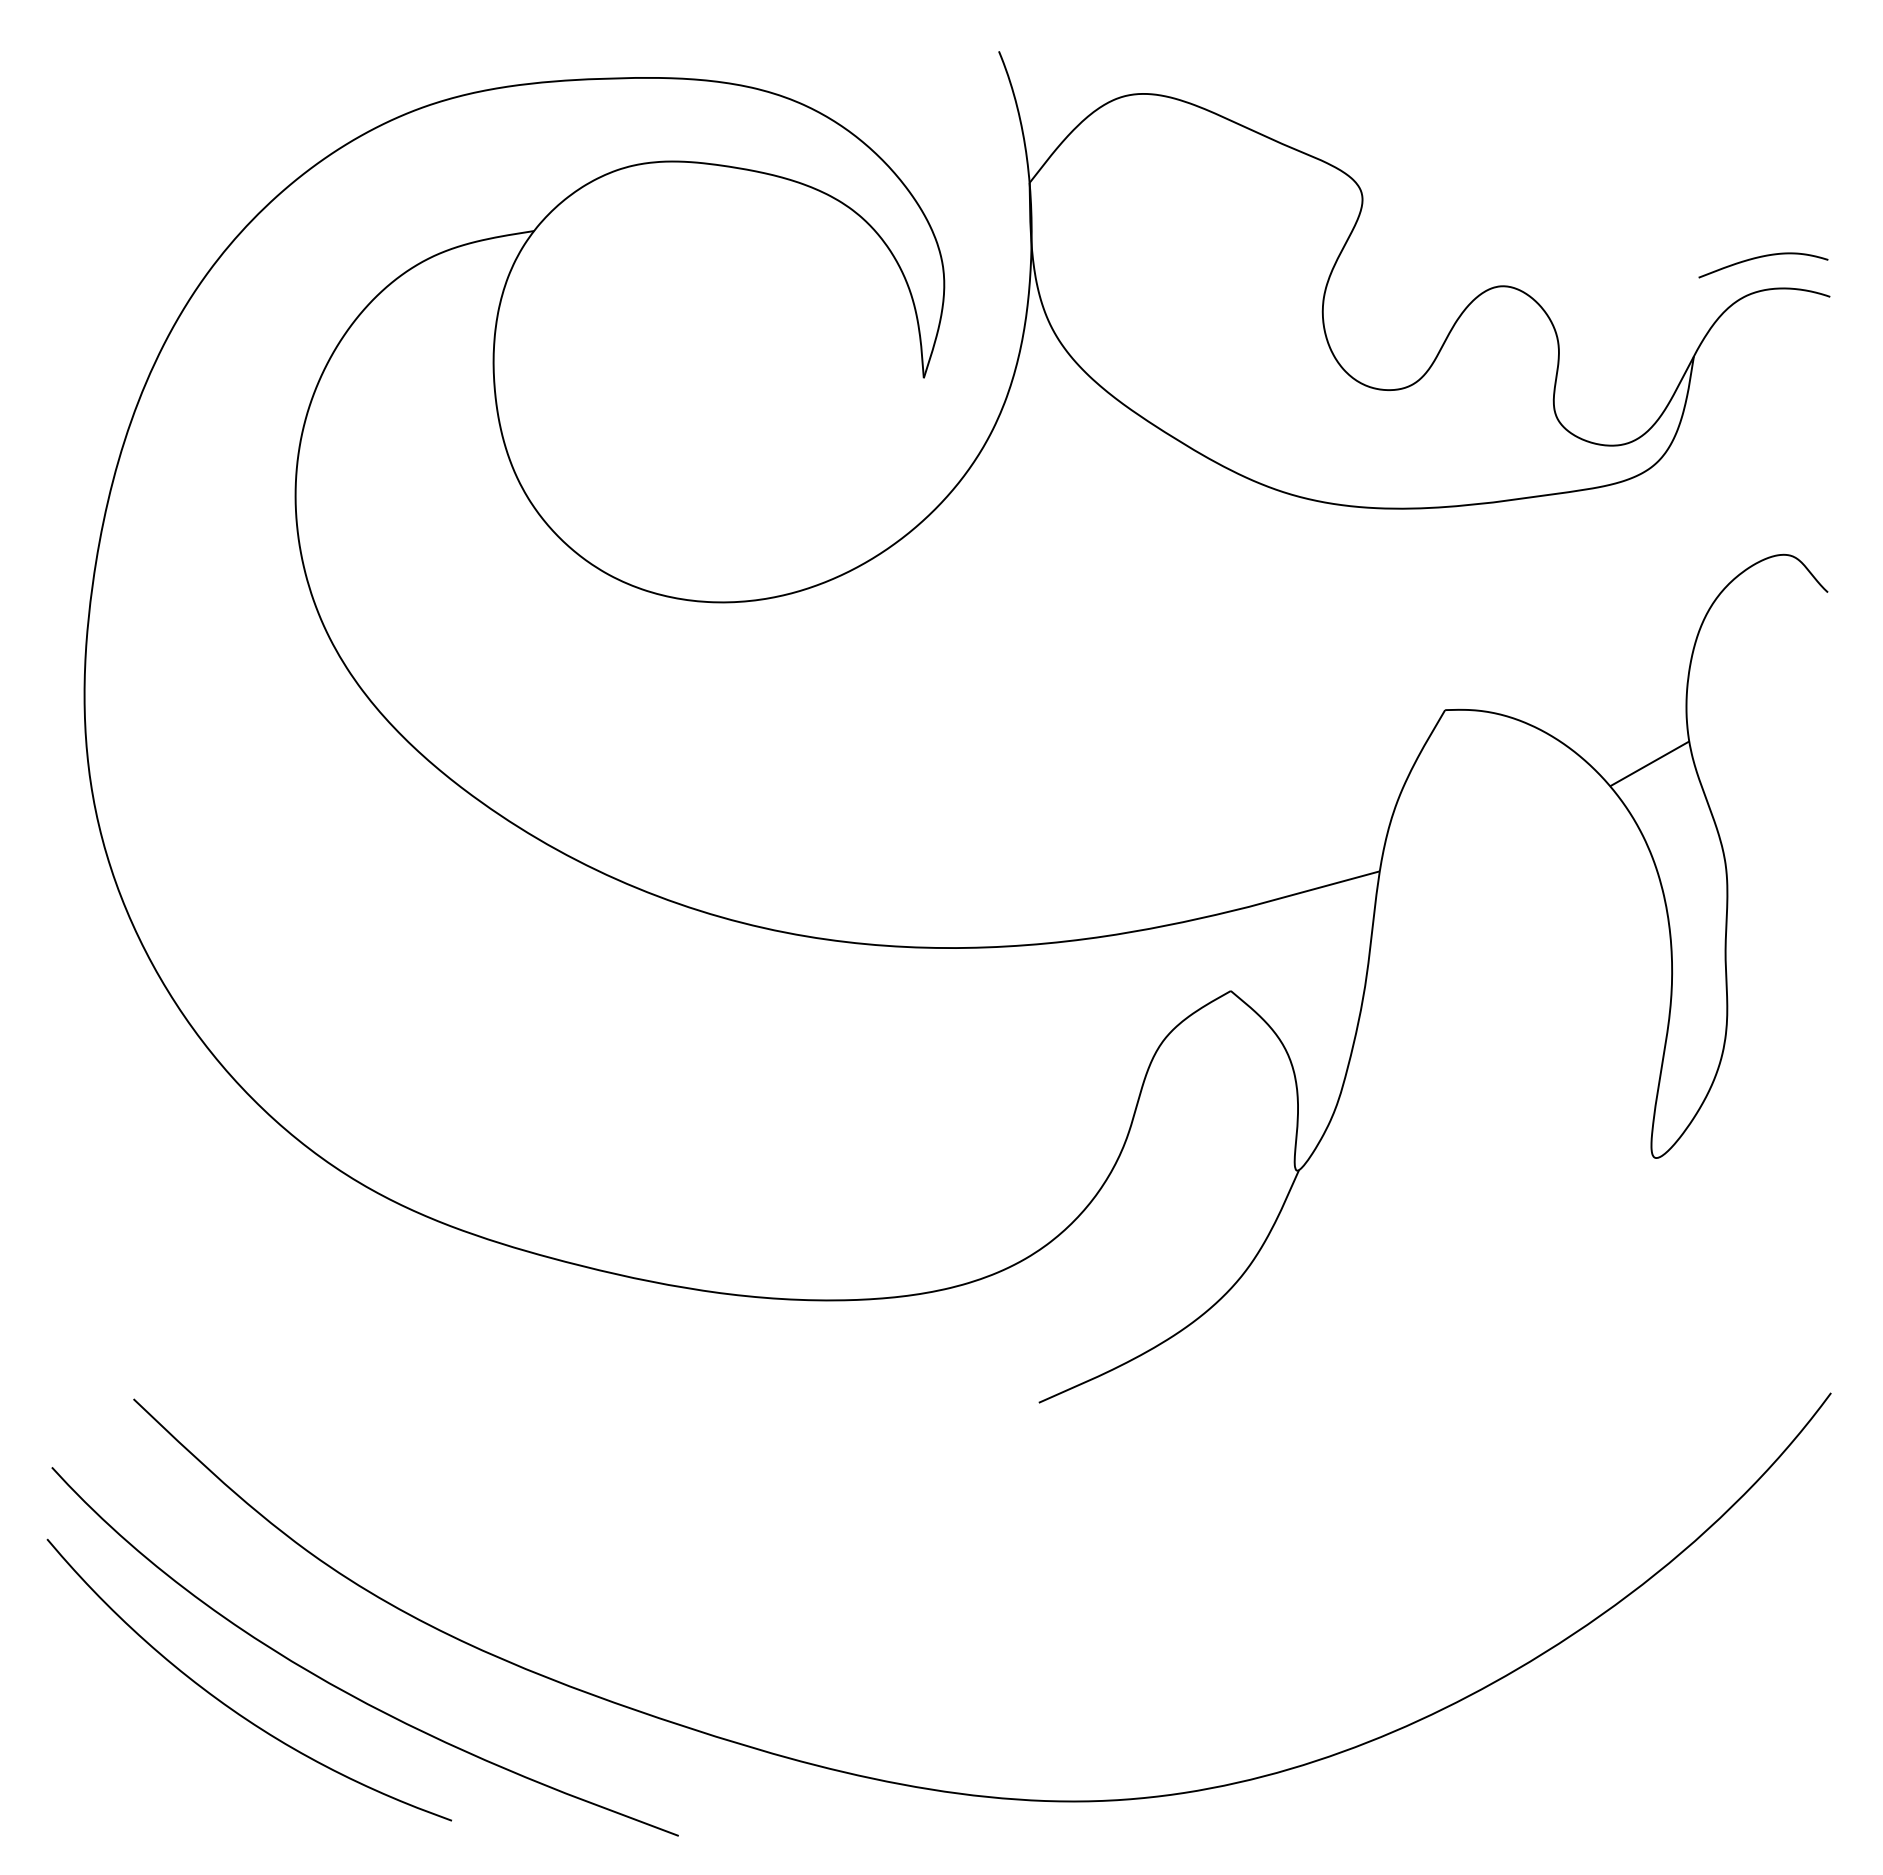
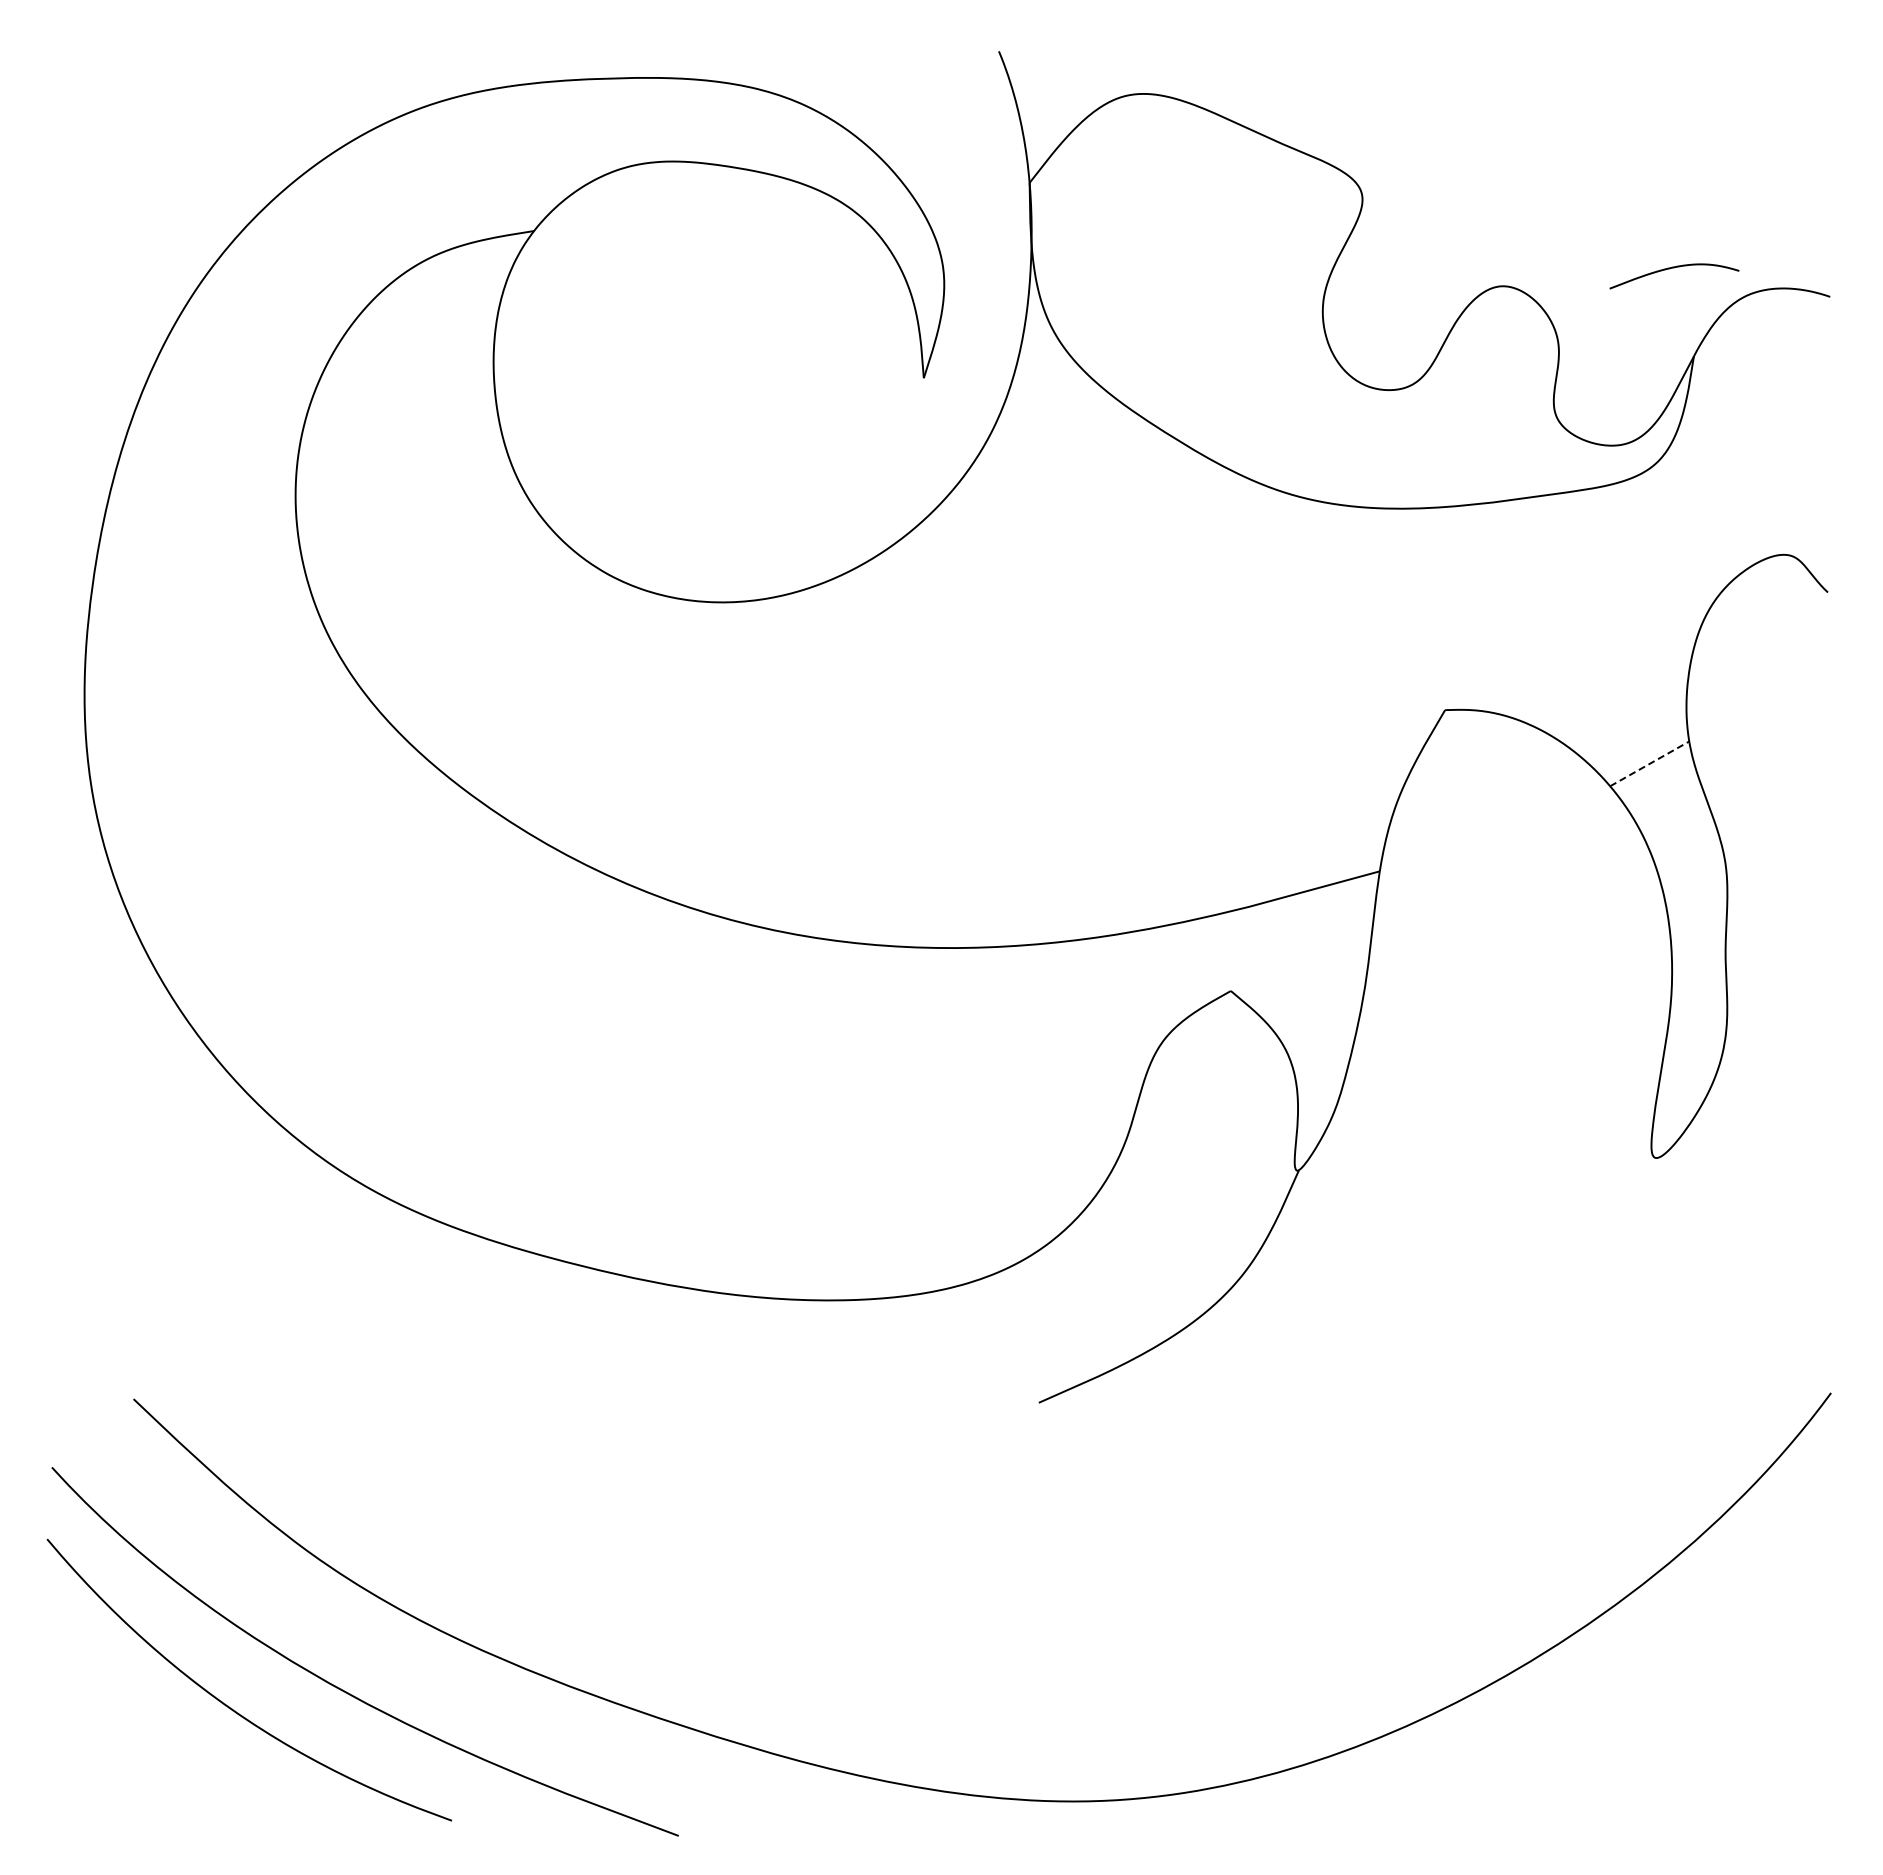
curve position: (1763, 257) -> (1674, 268) (1674, 268)
line: solid -> dashed (1650, 763)
